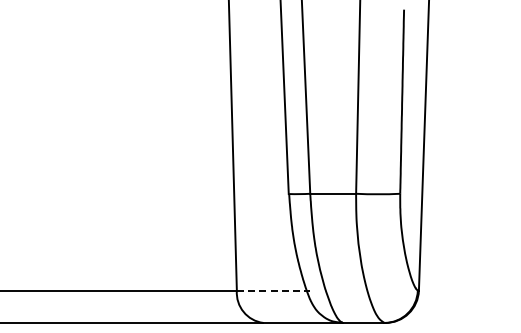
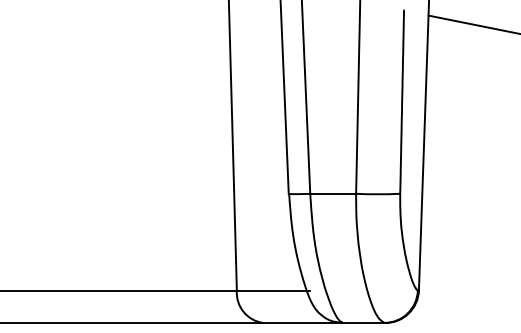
line: none -> present (472, 24)
line: dashed -> solid (273, 290)
